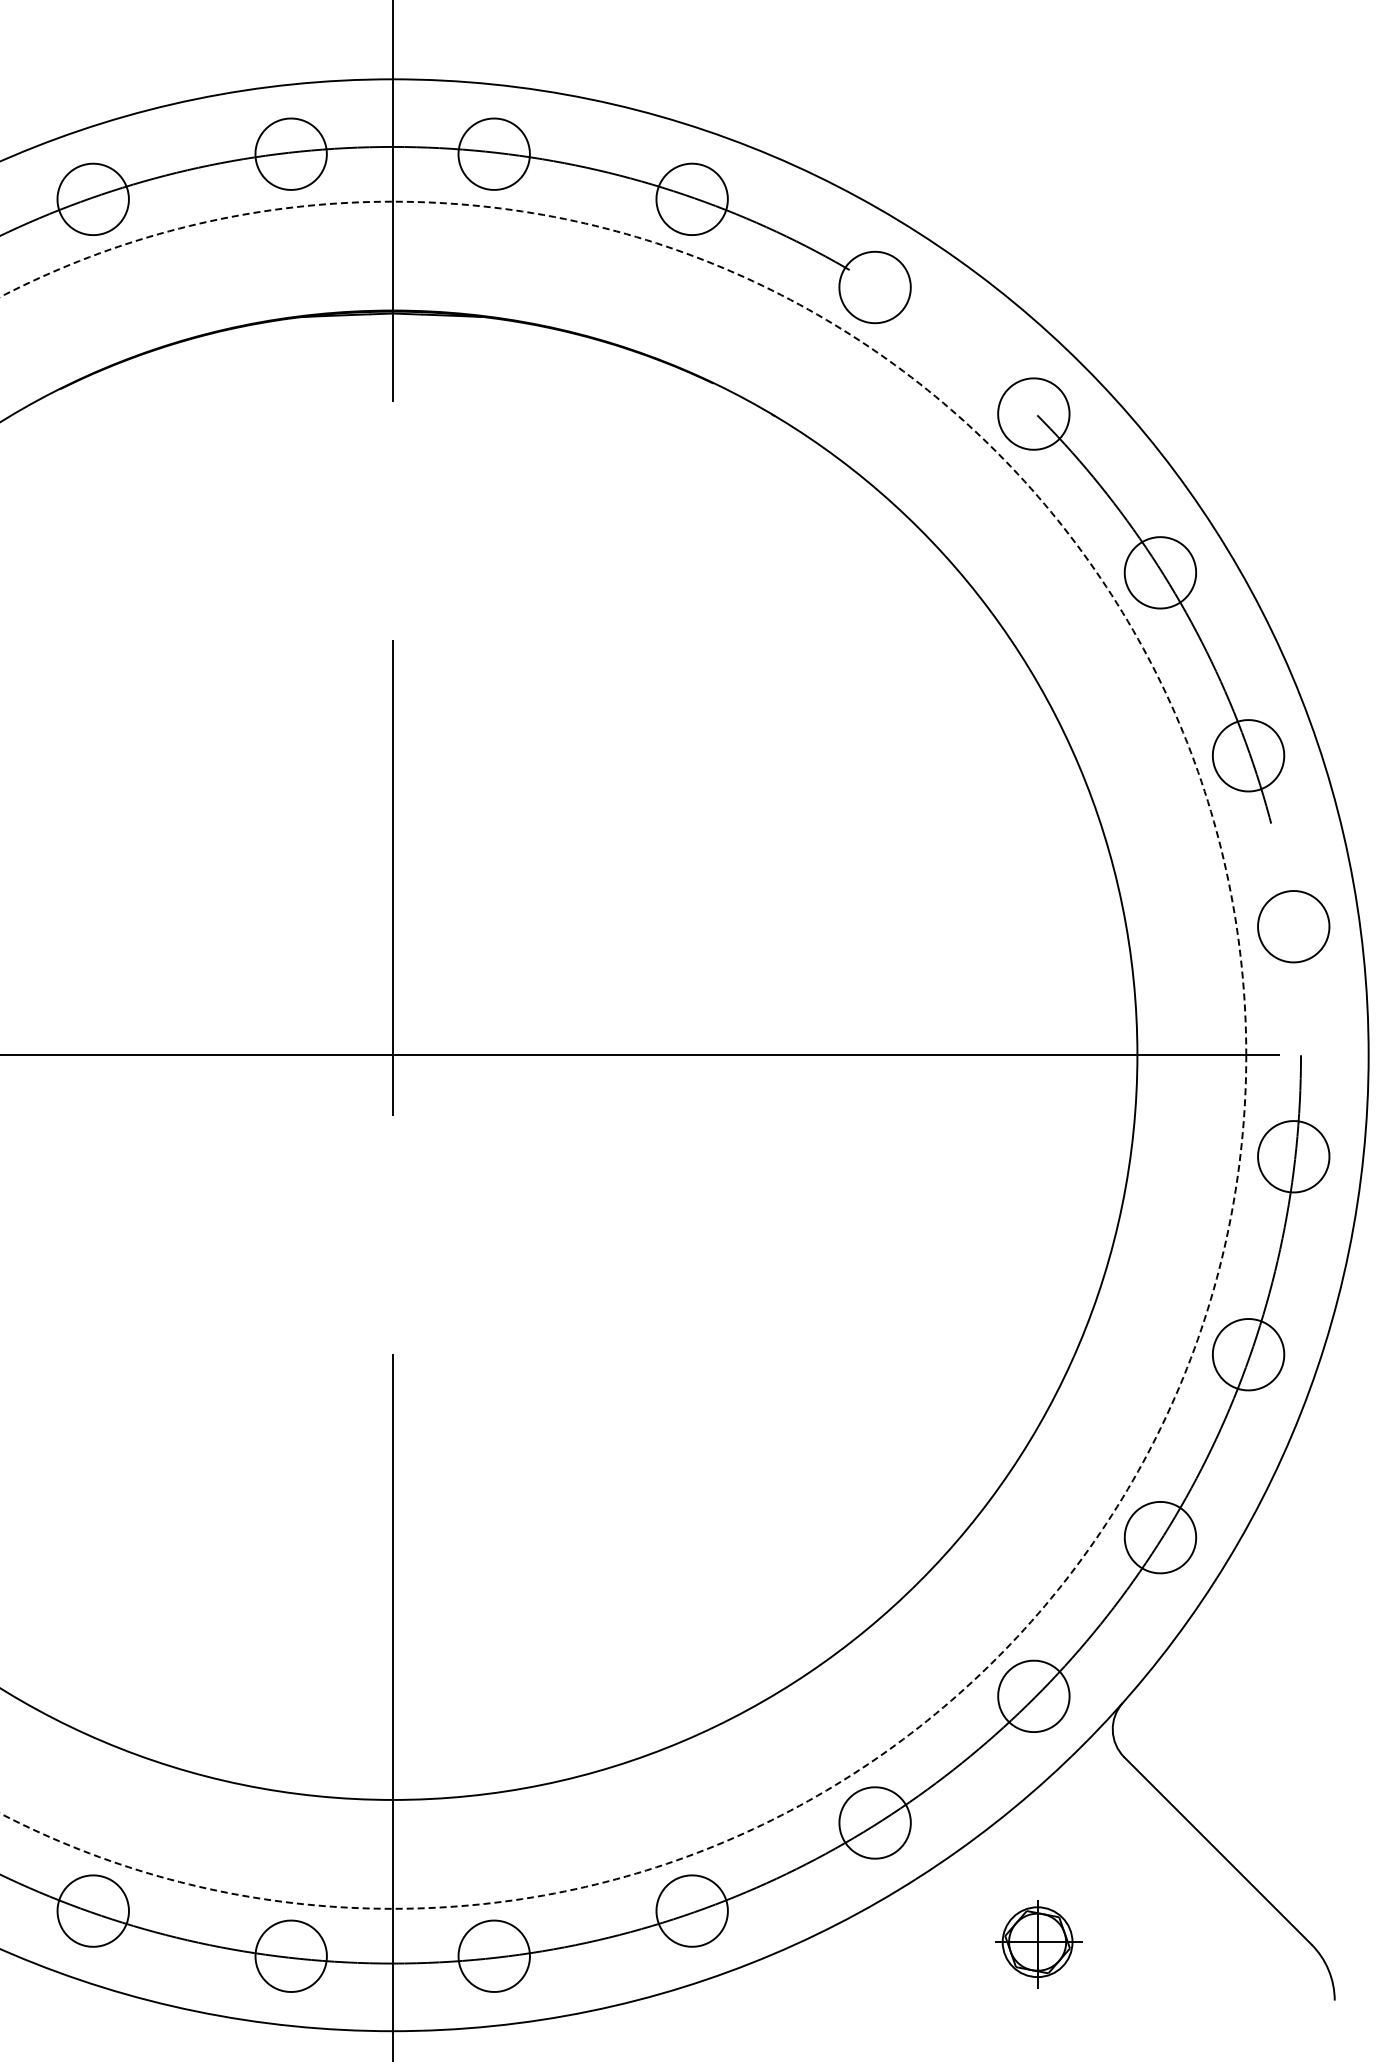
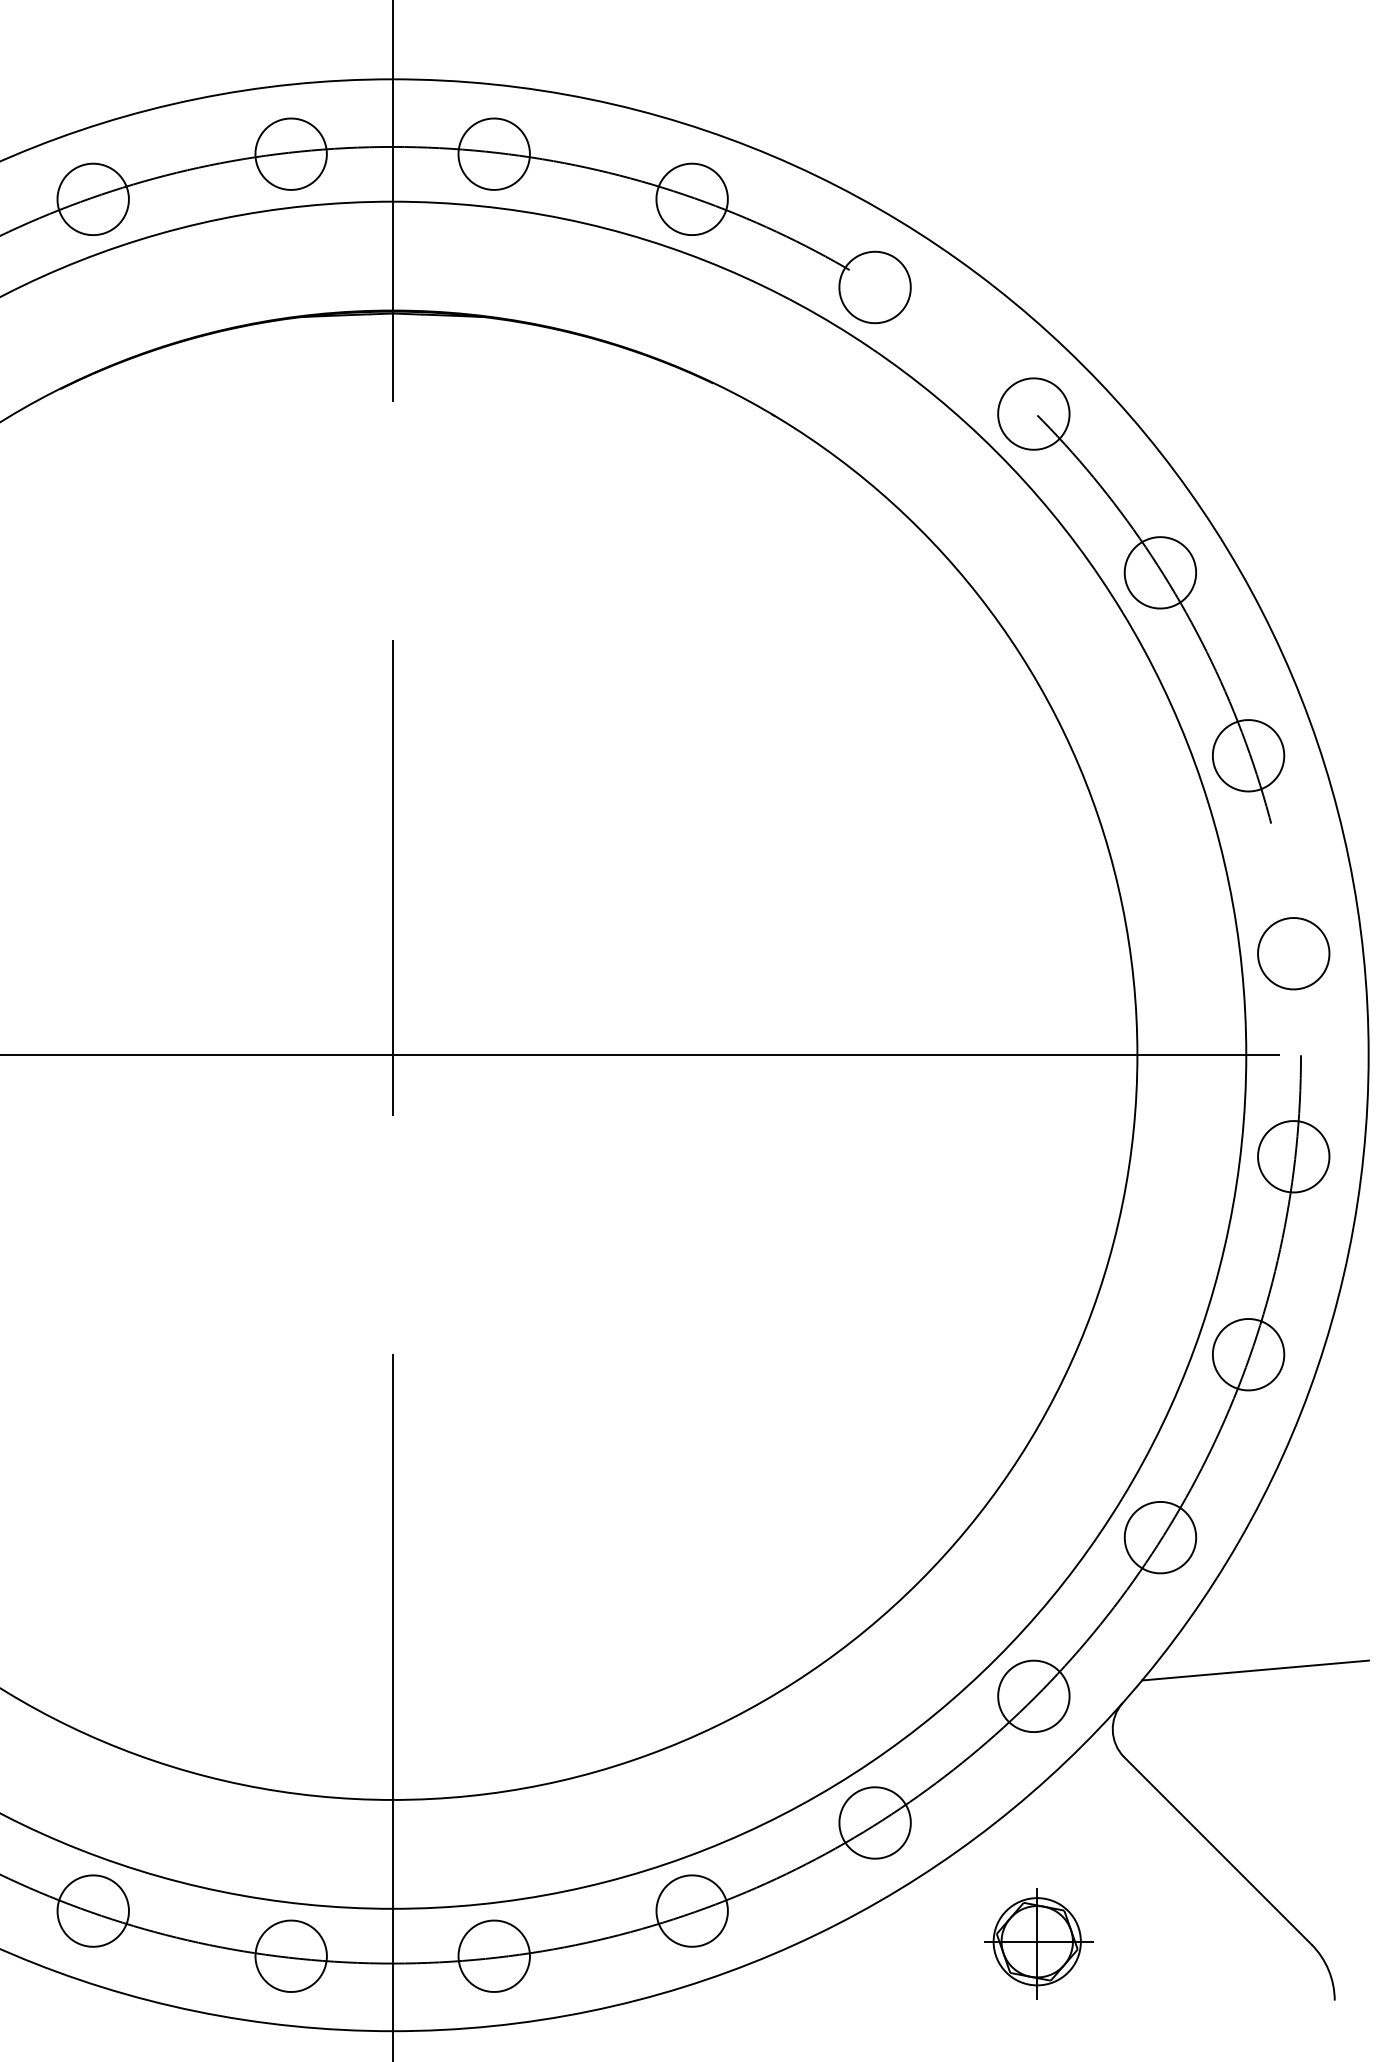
part position: (1293, 926) -> (1293, 953) (1293, 953)
circle: dashed -> solid (623, 1054)
line: none -> present (1255, 1670)
part size: 88x89 px -> 110x112 px (1038, 1943)
